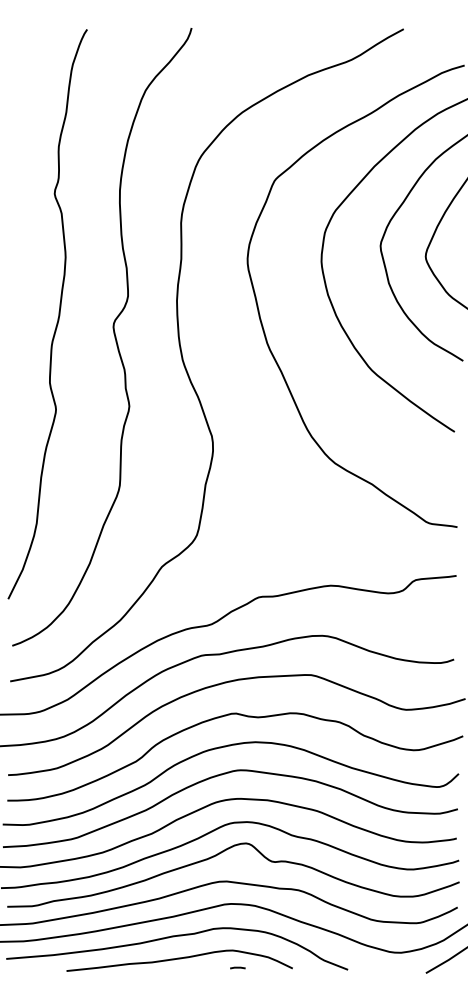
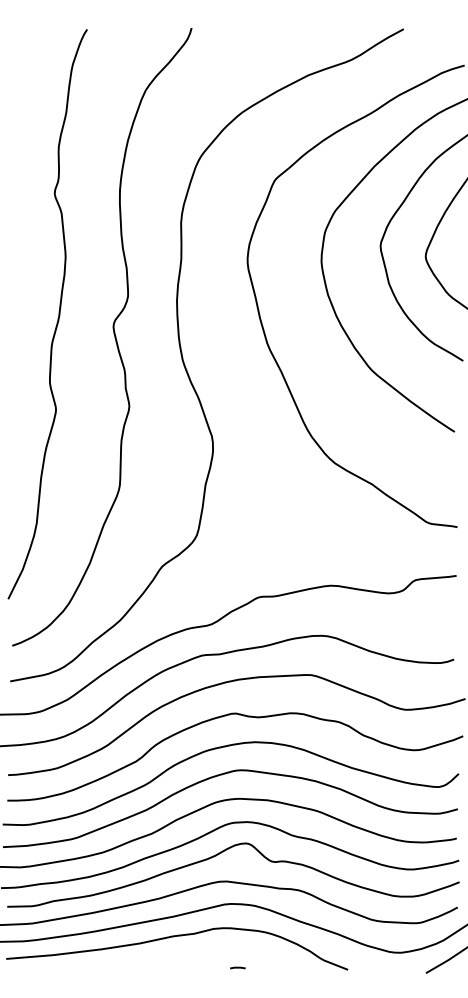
curve: present -> none (179, 959)
